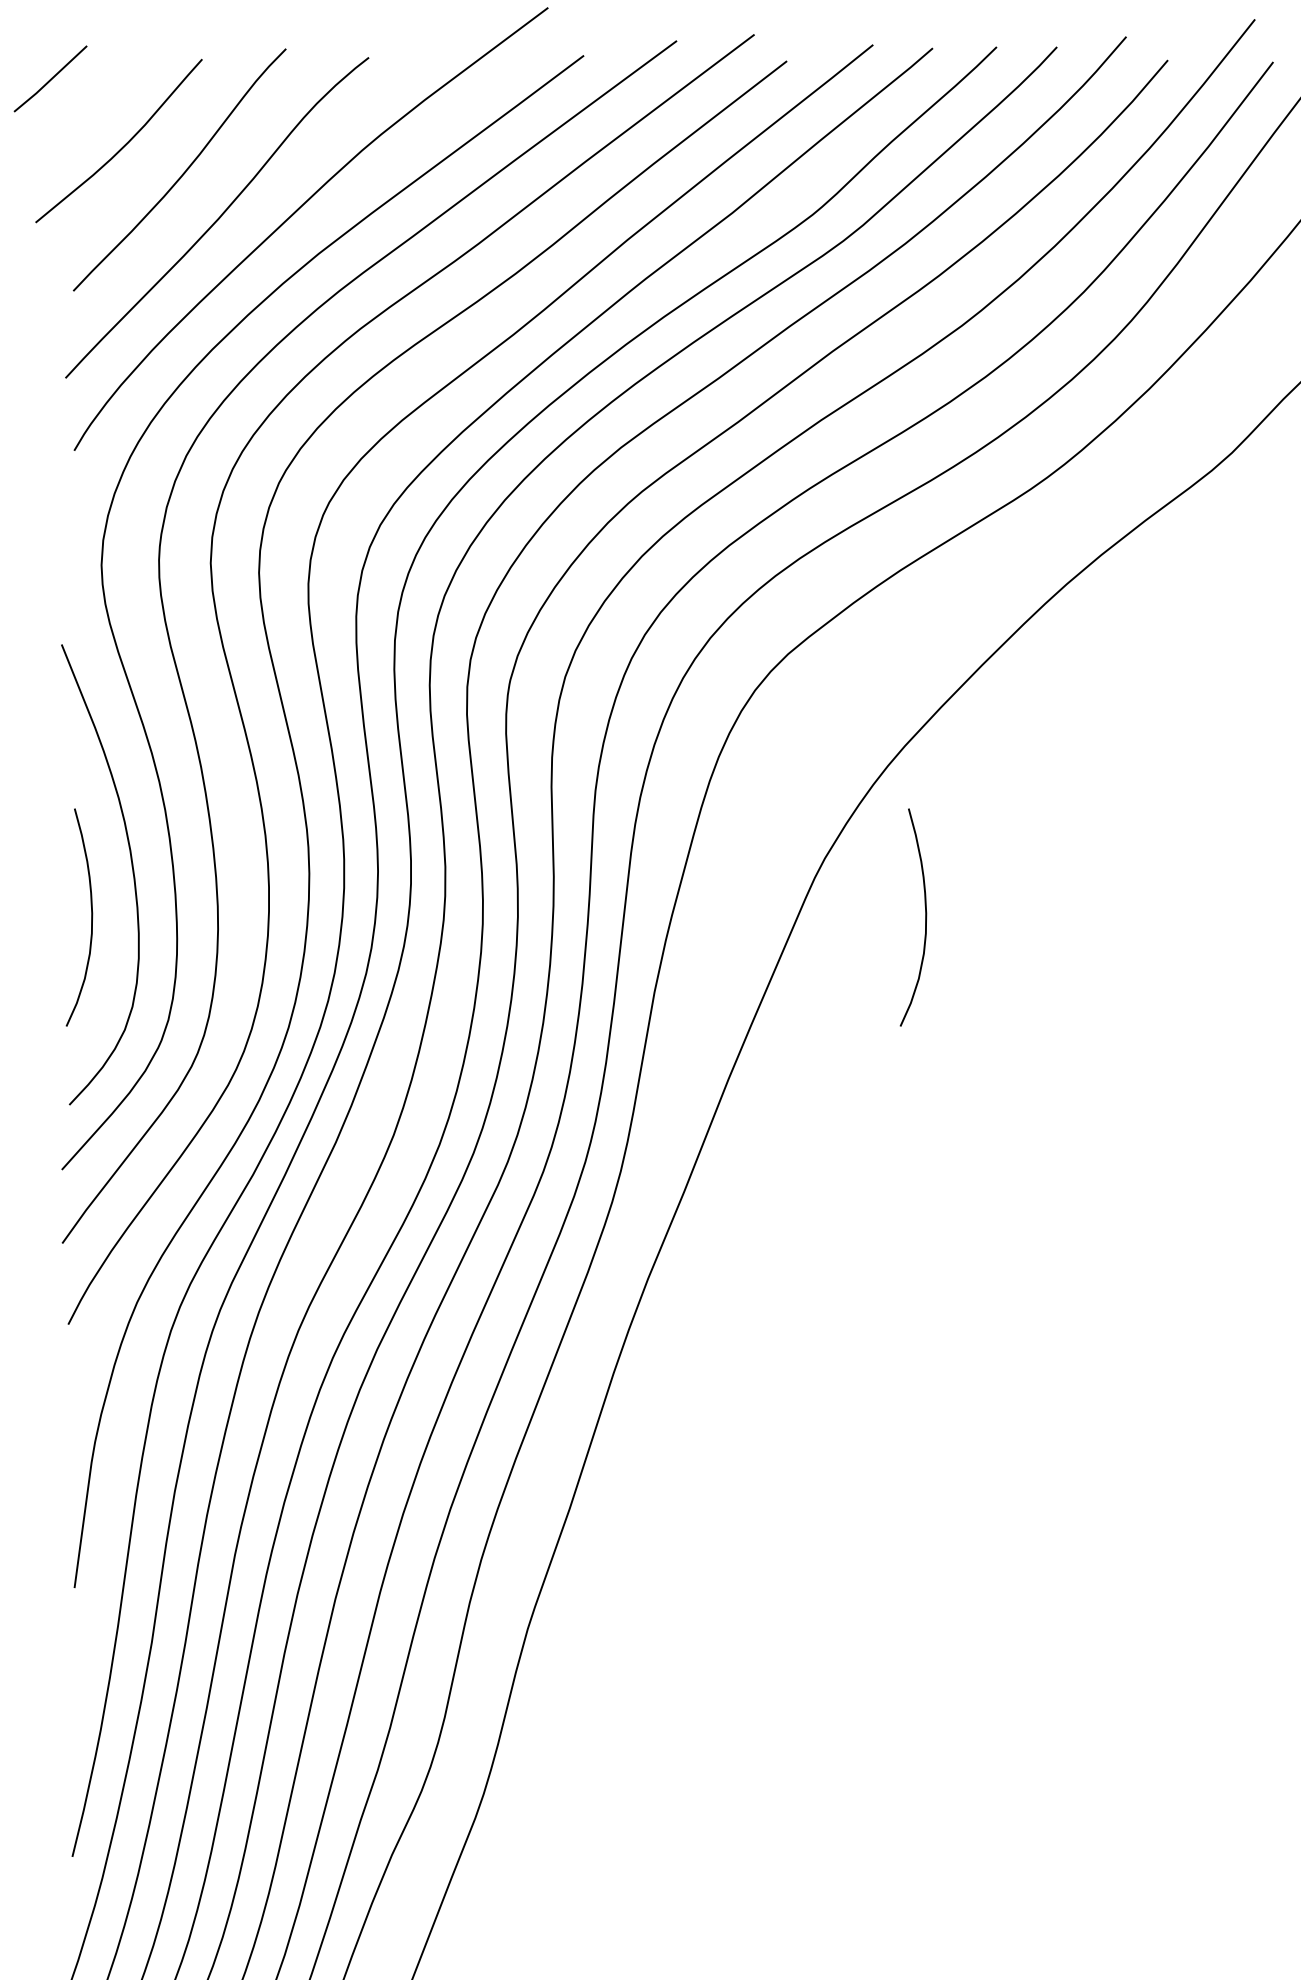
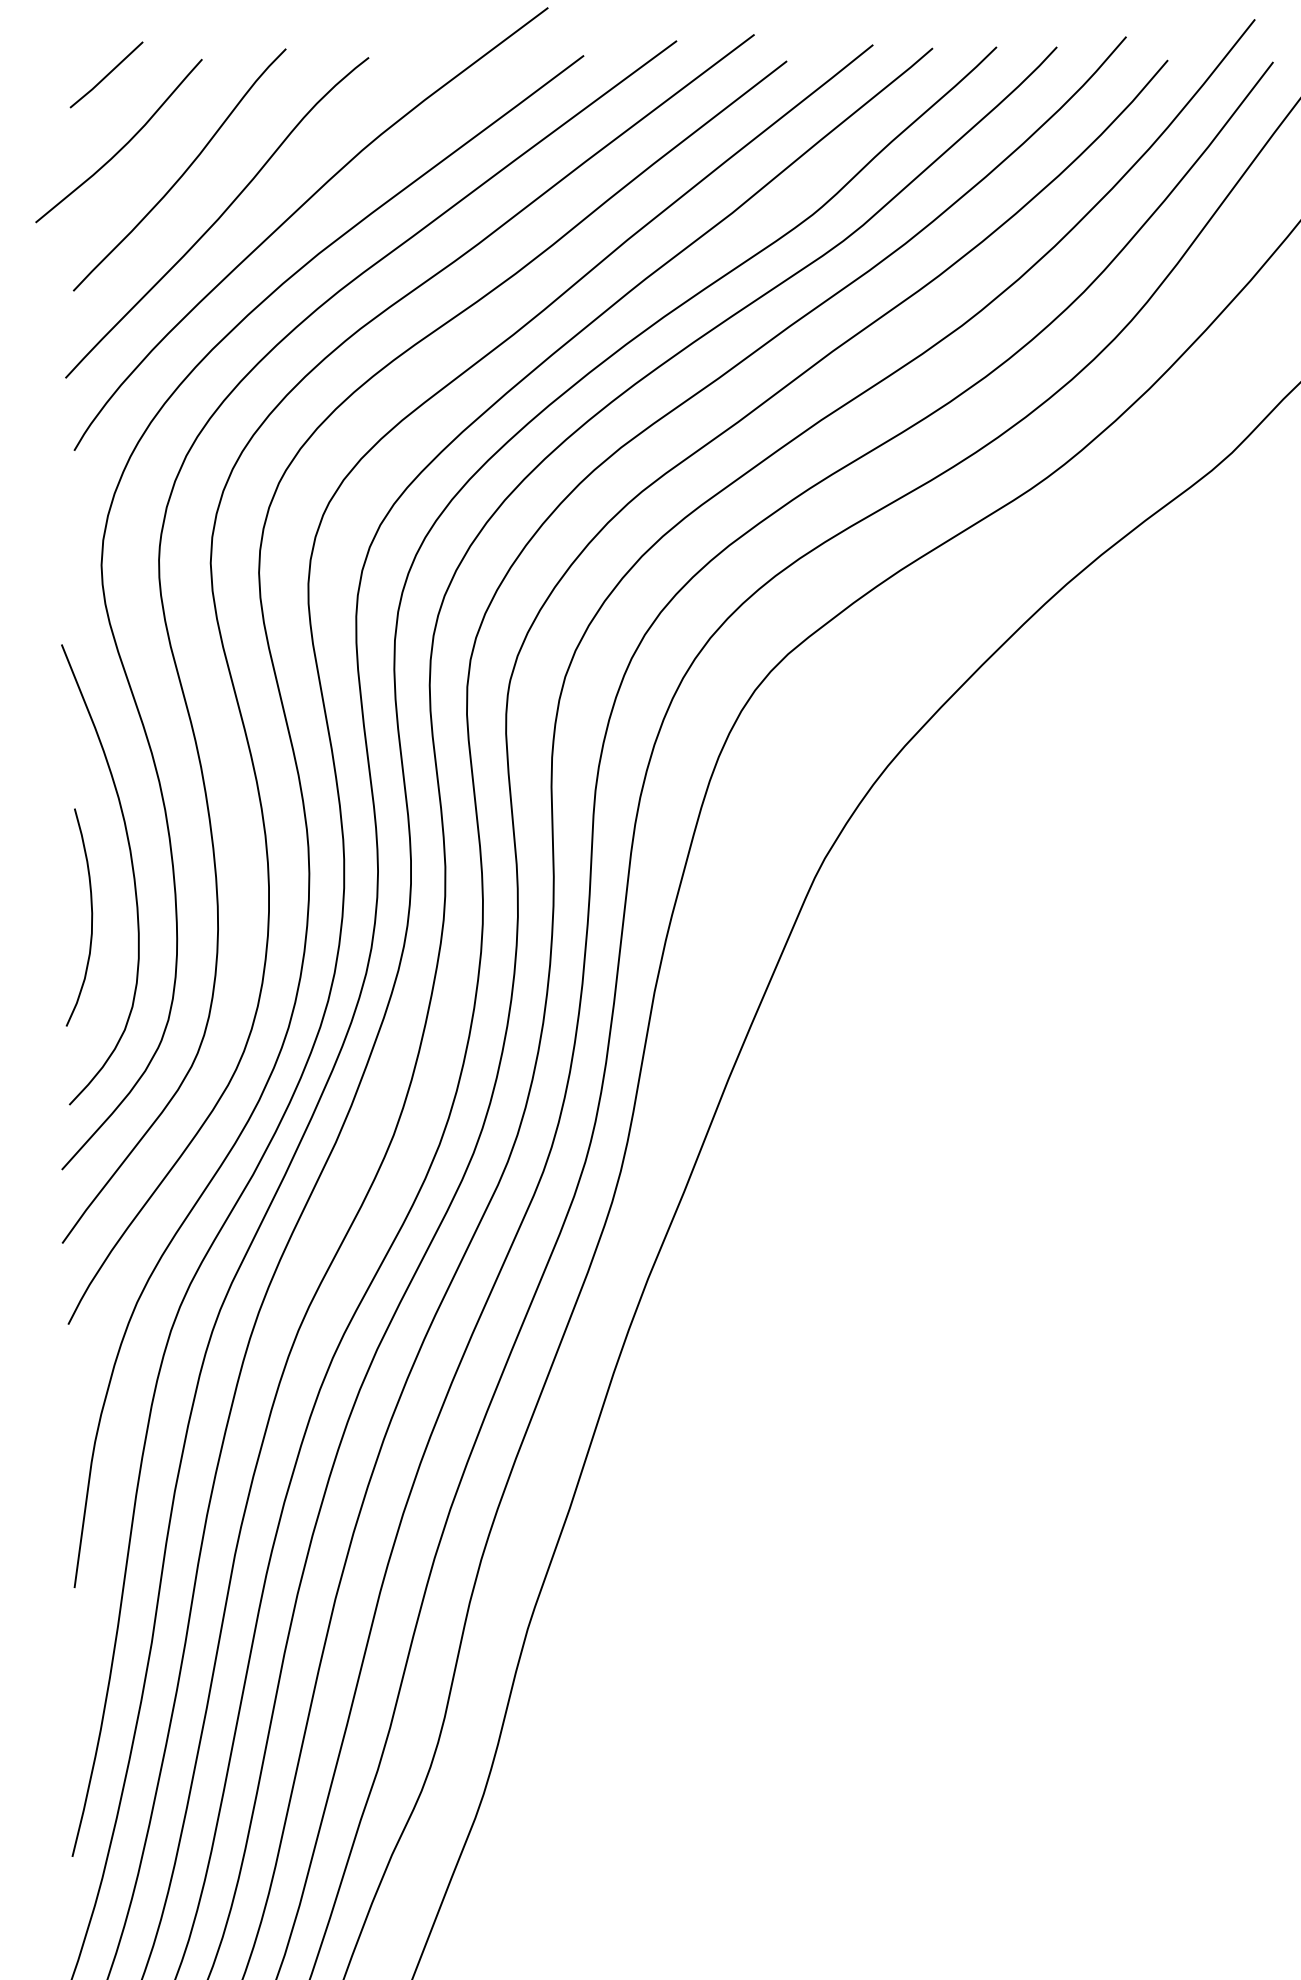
line position: (50, 78) -> (106, 74) (106, 74)
curve: present -> none (925, 917)
